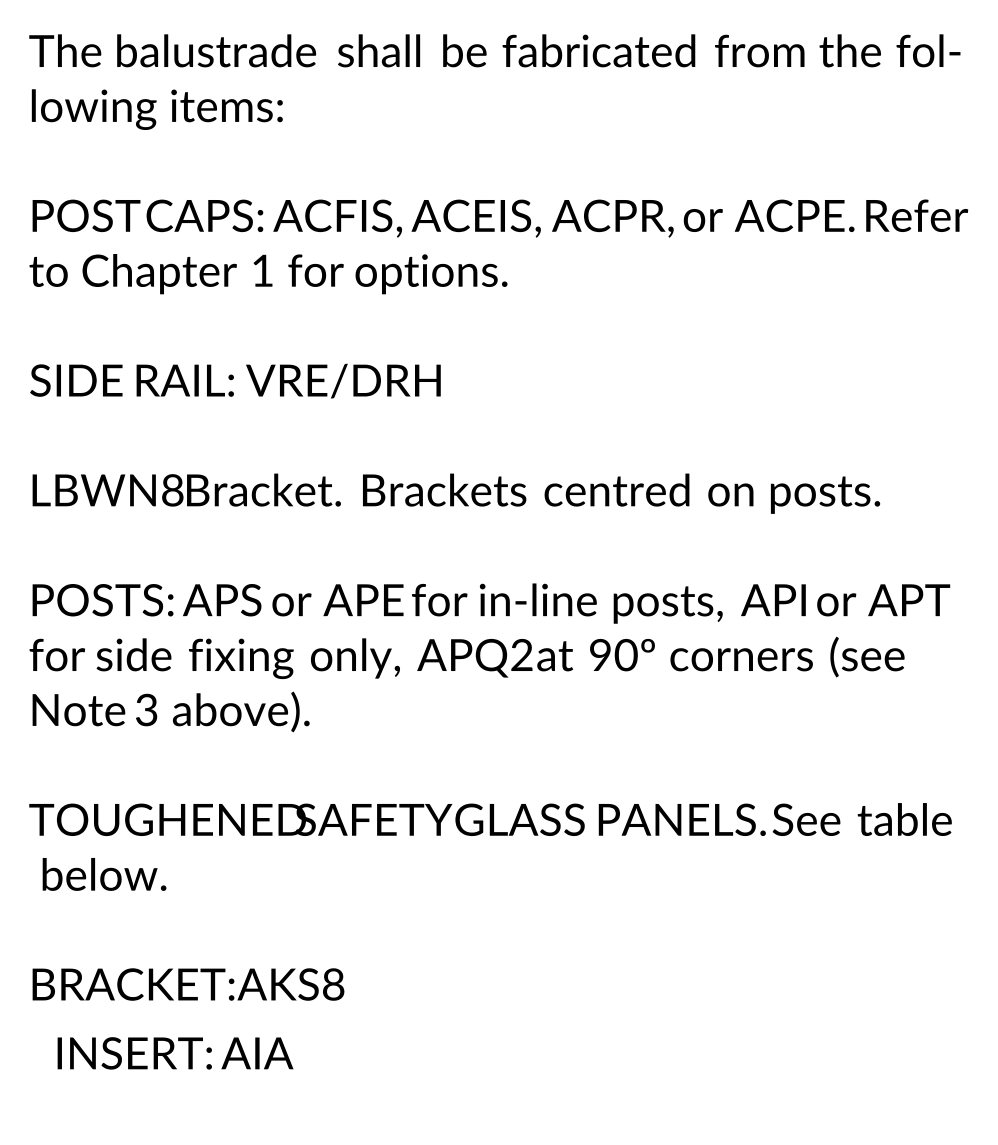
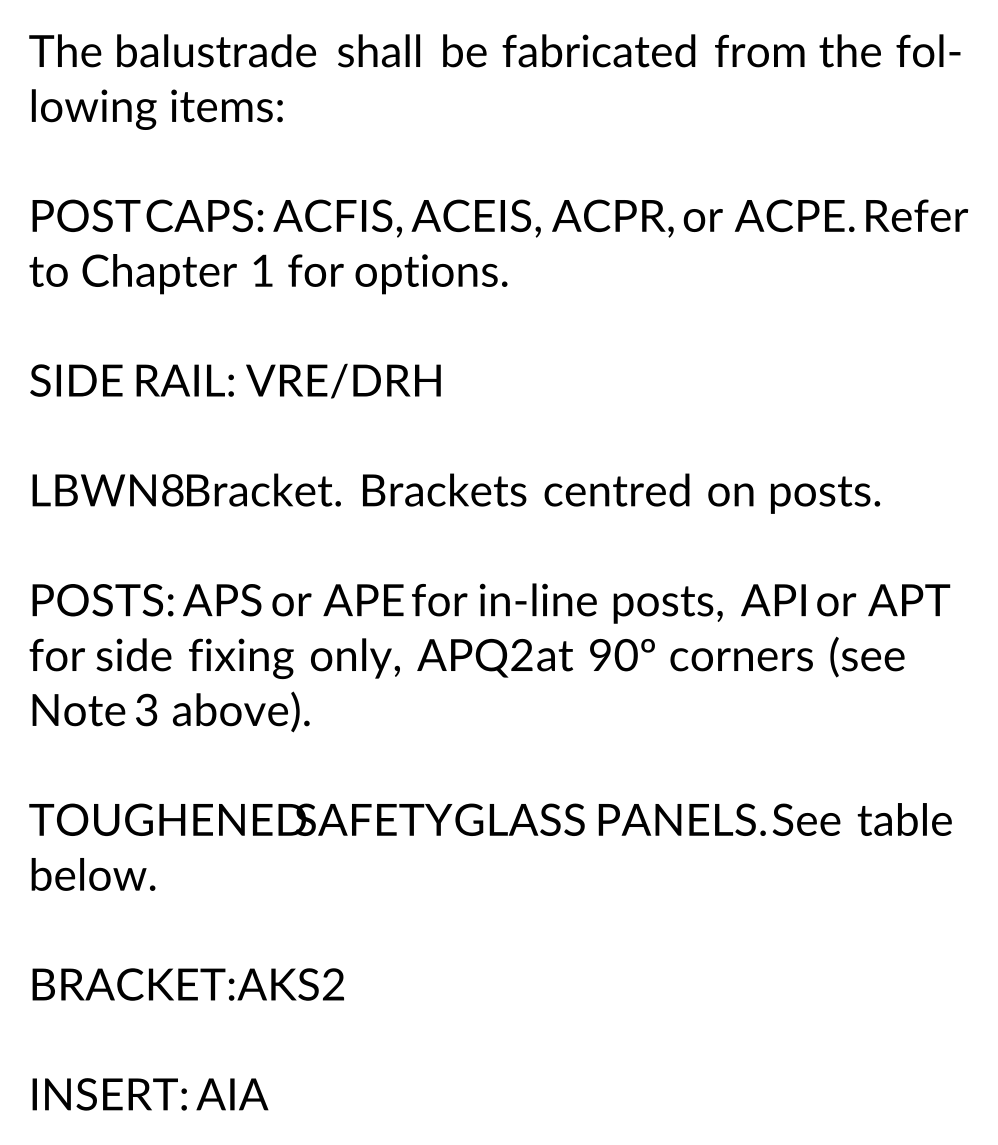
text position: (104, 874) -> (93, 874) (93, 874)
text: AKS8 -> AKS2 (333, 984)
text position: (175, 1053) -> (150, 1094) (150, 1094)
